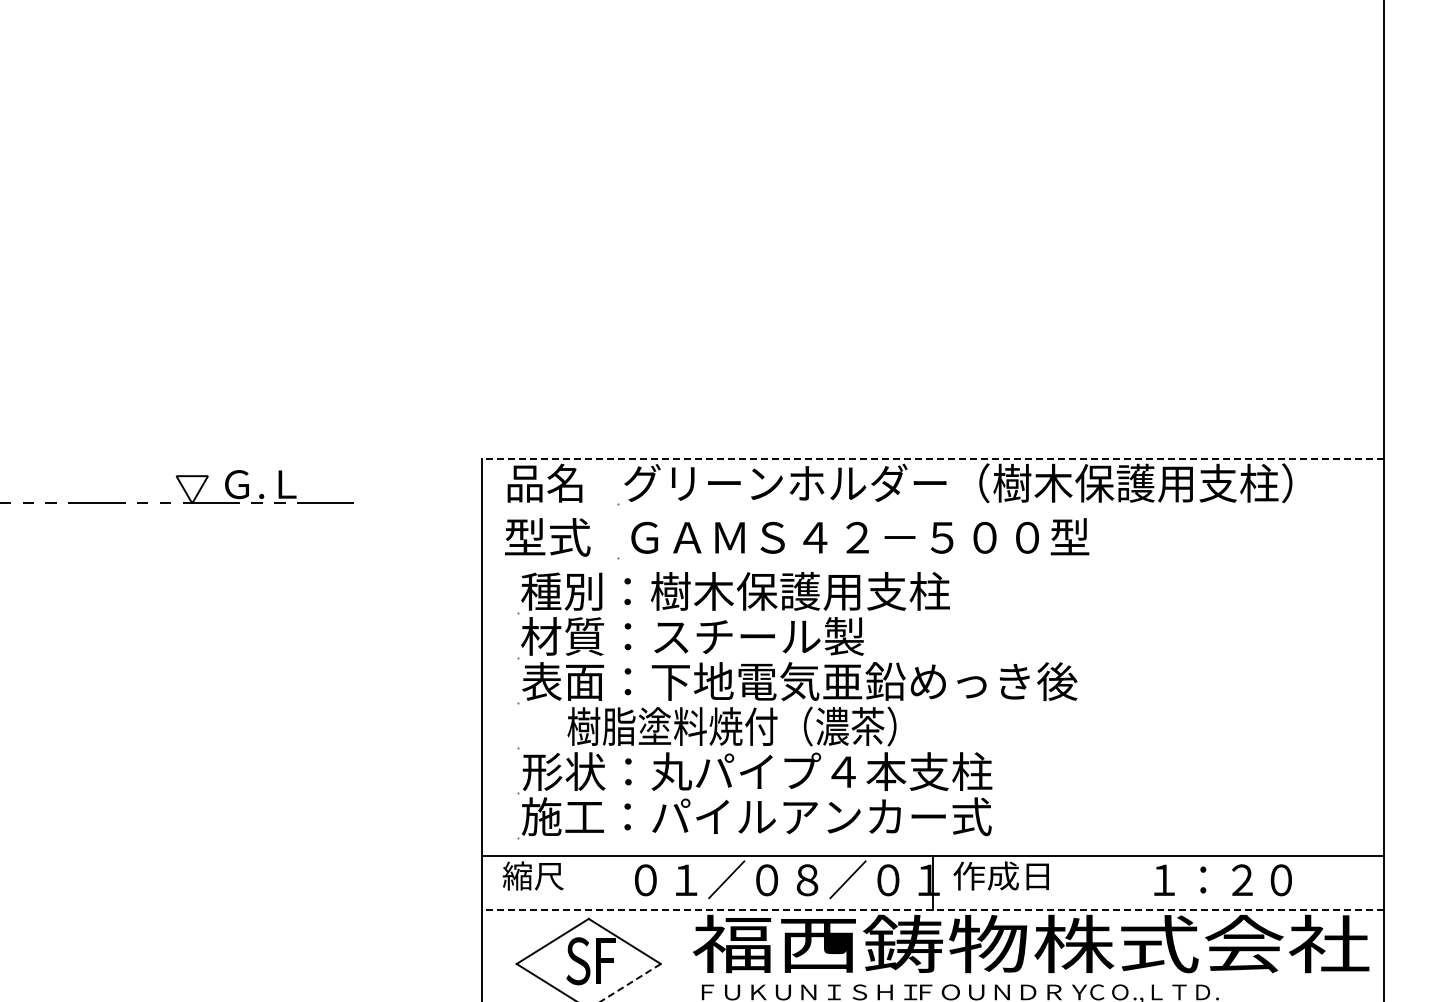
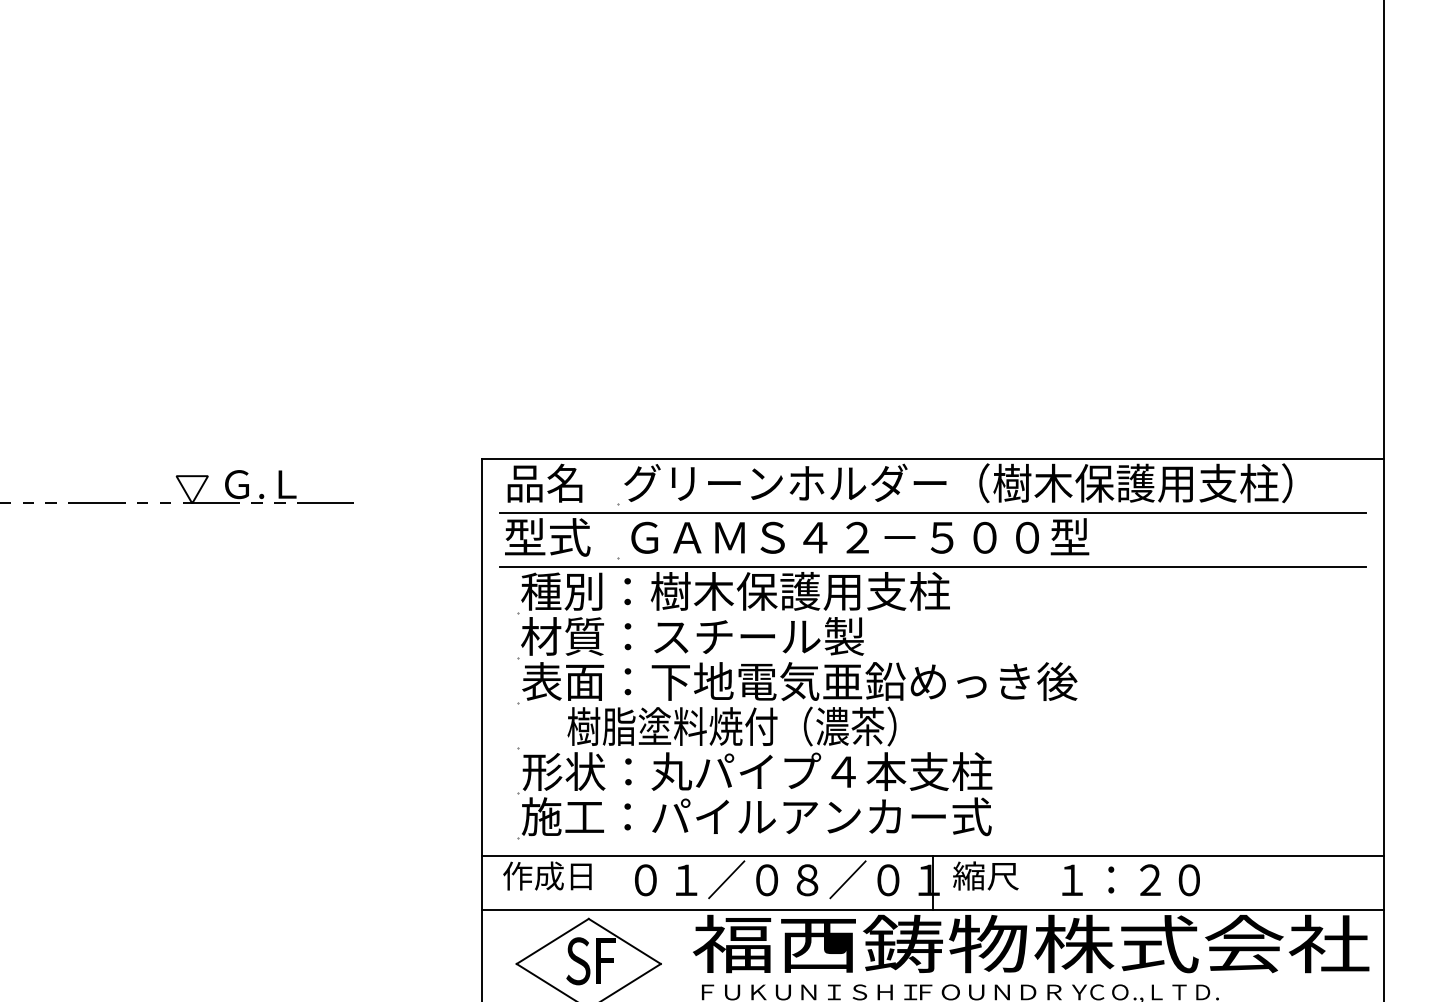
line: dashed -> solid (933, 459)
line: none -> present (932, 513)
line: none -> present (932, 567)
text: 縮尺 -> 作成日 (546, 875)
text: 作成日 -> 縮尺 (1000, 875)
text position: (1222, 880) -> (1130, 880) (1130, 880)
line: dashed -> solid (933, 909)
line: dashed -> solid (630, 982)
